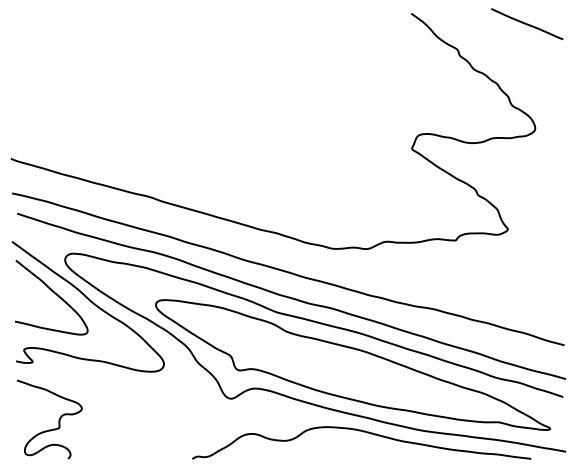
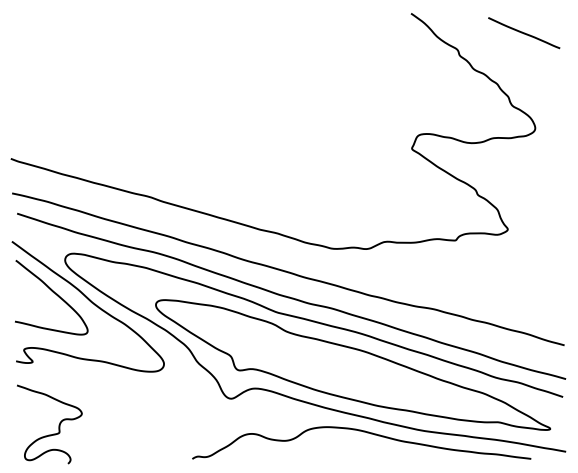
line position: (527, 24) -> (524, 33) (524, 33)
curve position: (58, 420) -> (58, 425) (58, 425)
